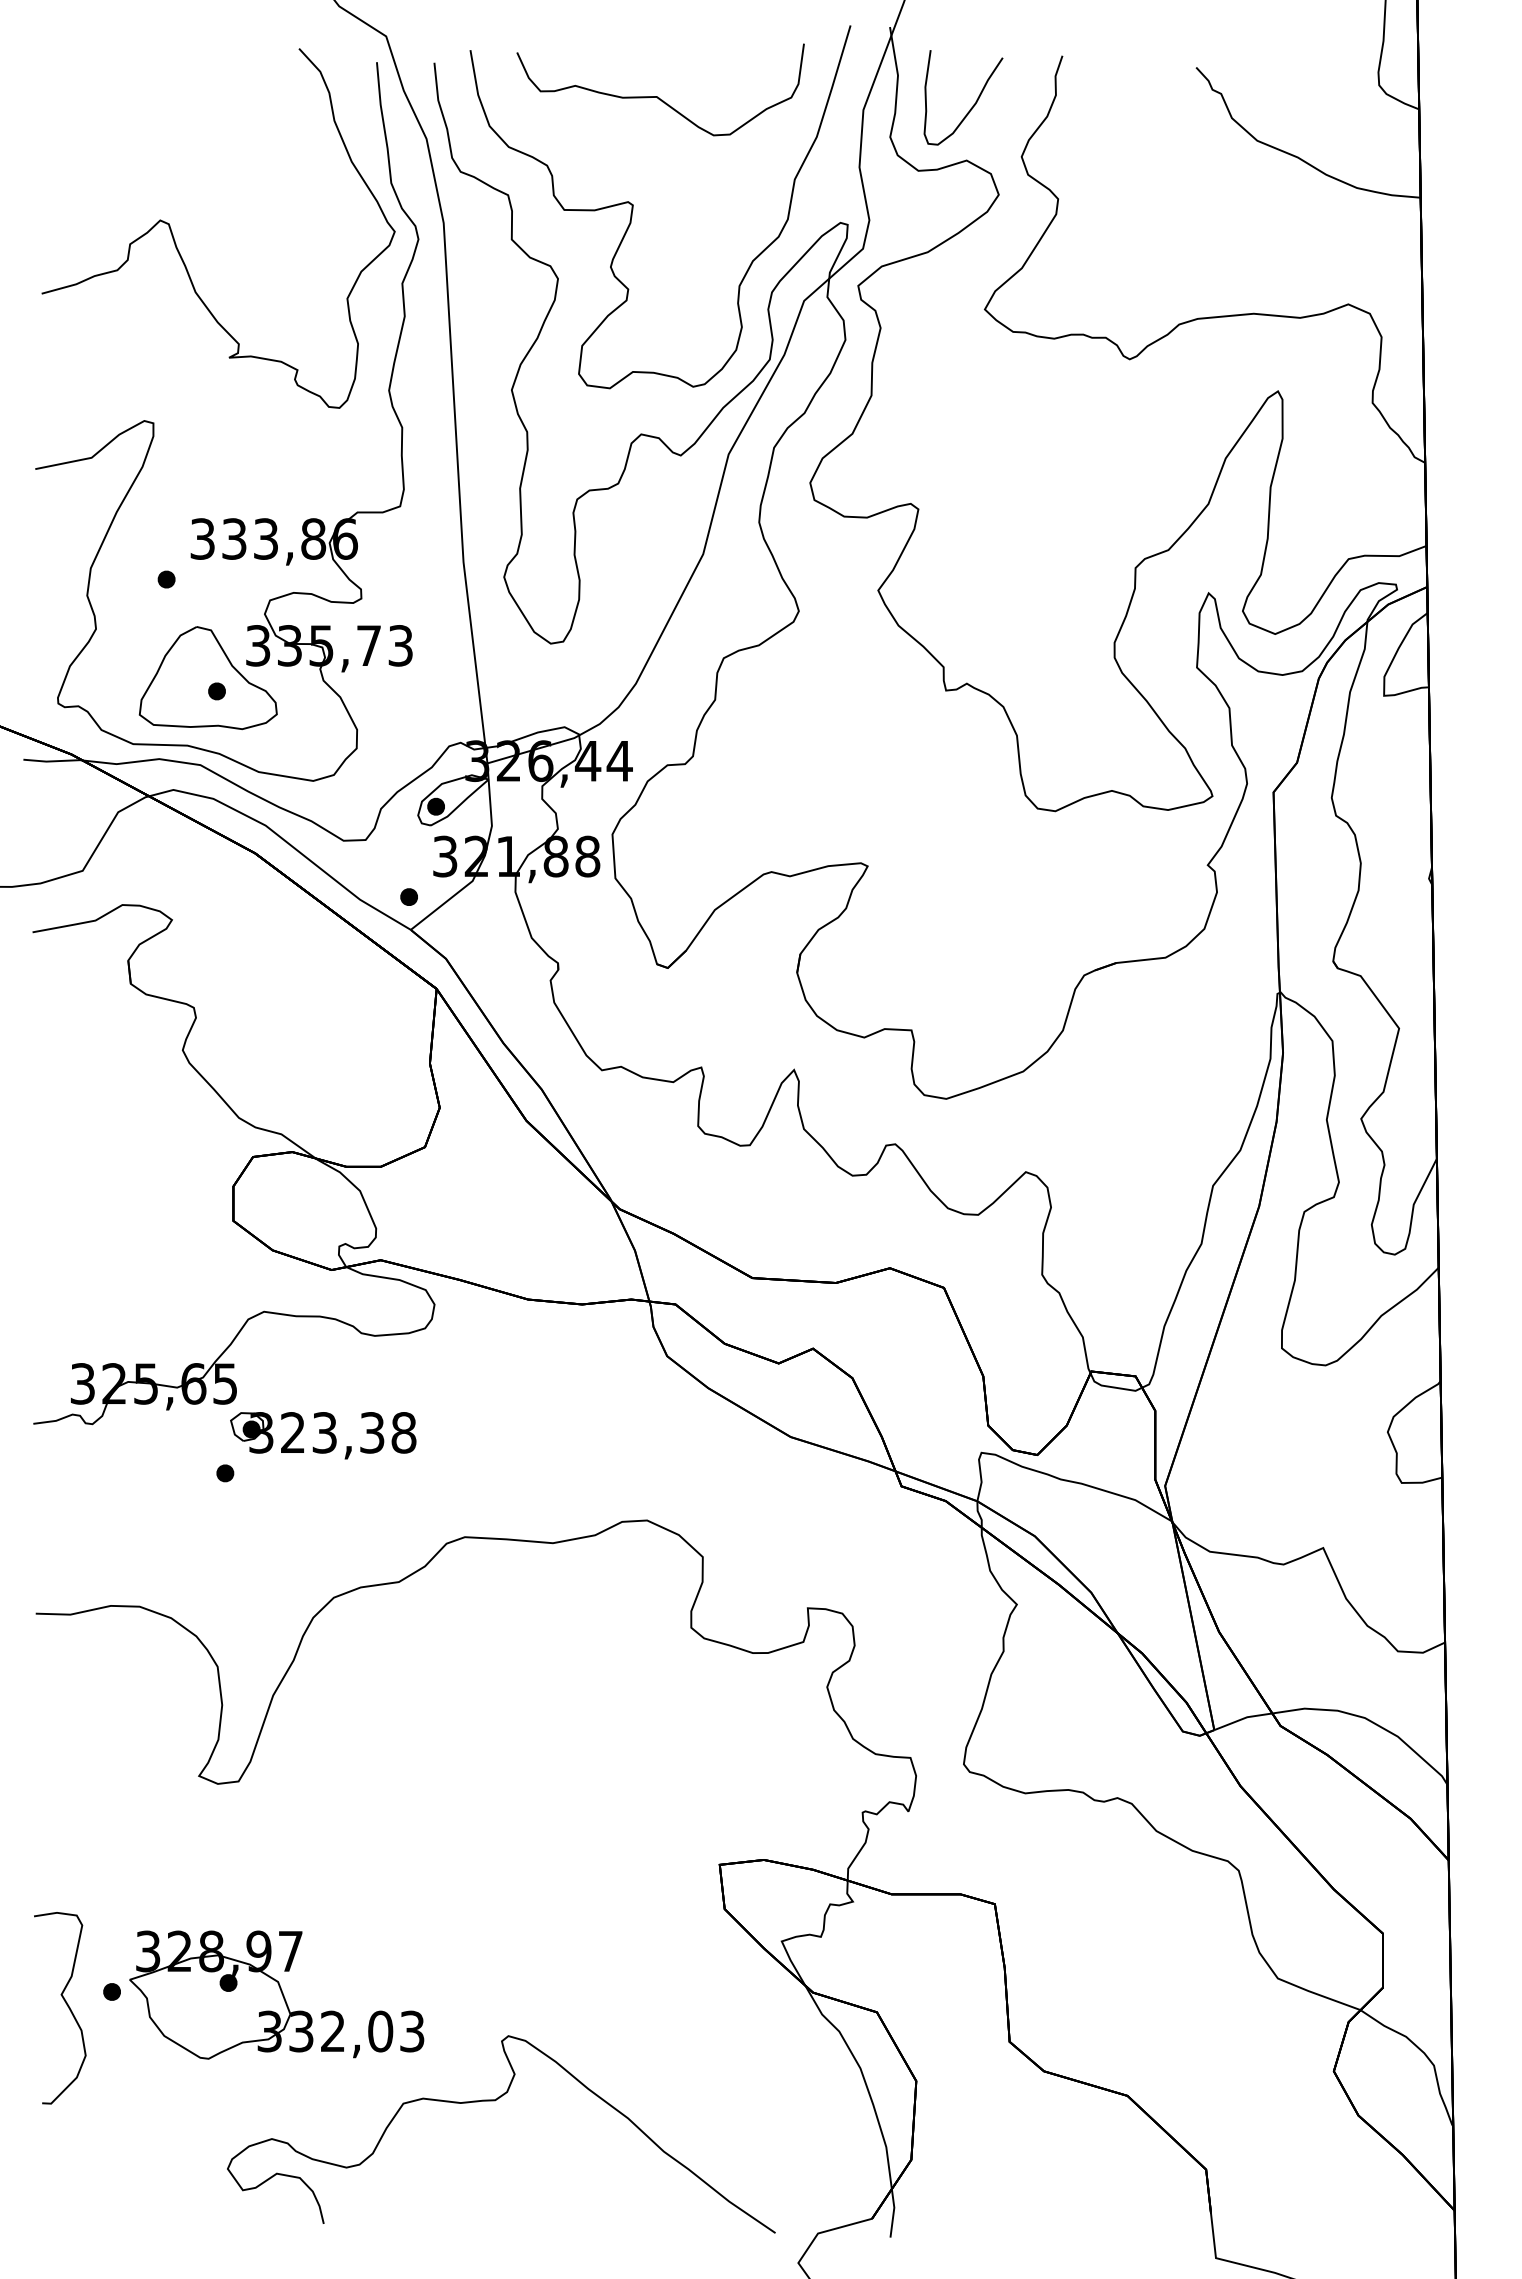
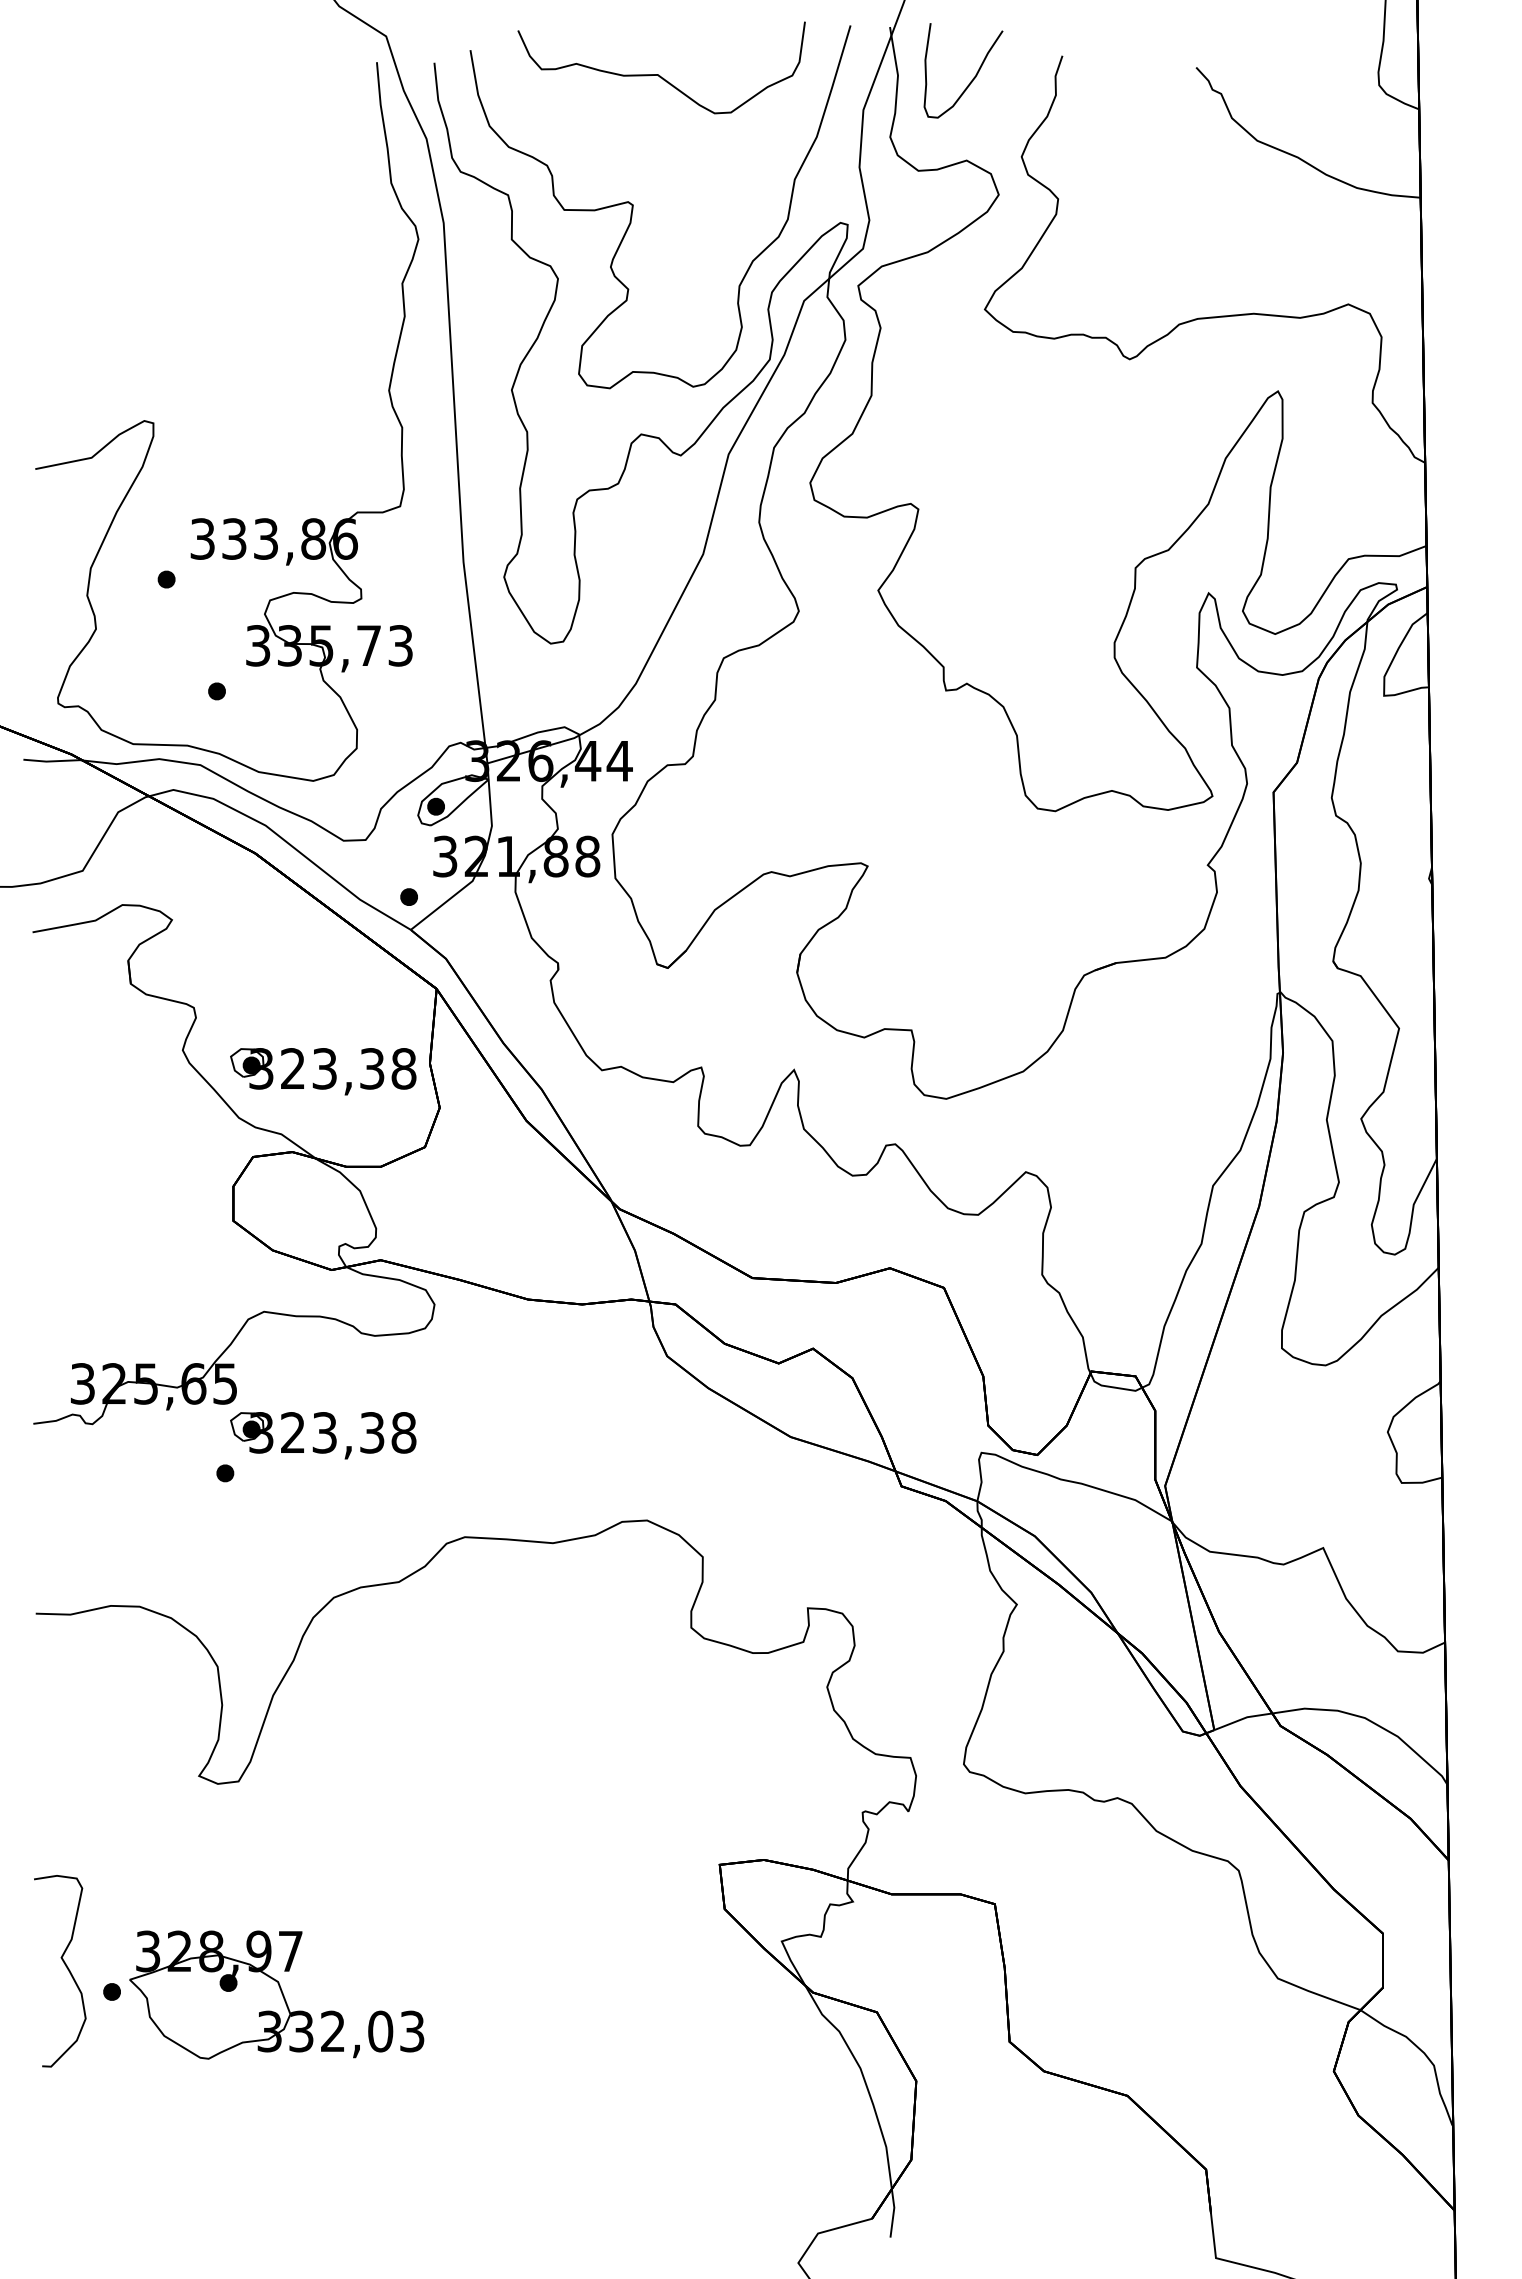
curve position: (657, 96) -> (658, 74) (658, 74)
curve position: (973, 104) -> (973, 77) (973, 77)
curve: present -> none (176, 243)
part: present -> none (207, 678)
part: none -> present (323, 1071)
curve position: (66, 2005) -> (66, 1968) (66, 1968)
curve: present -> none (495, 2101)
